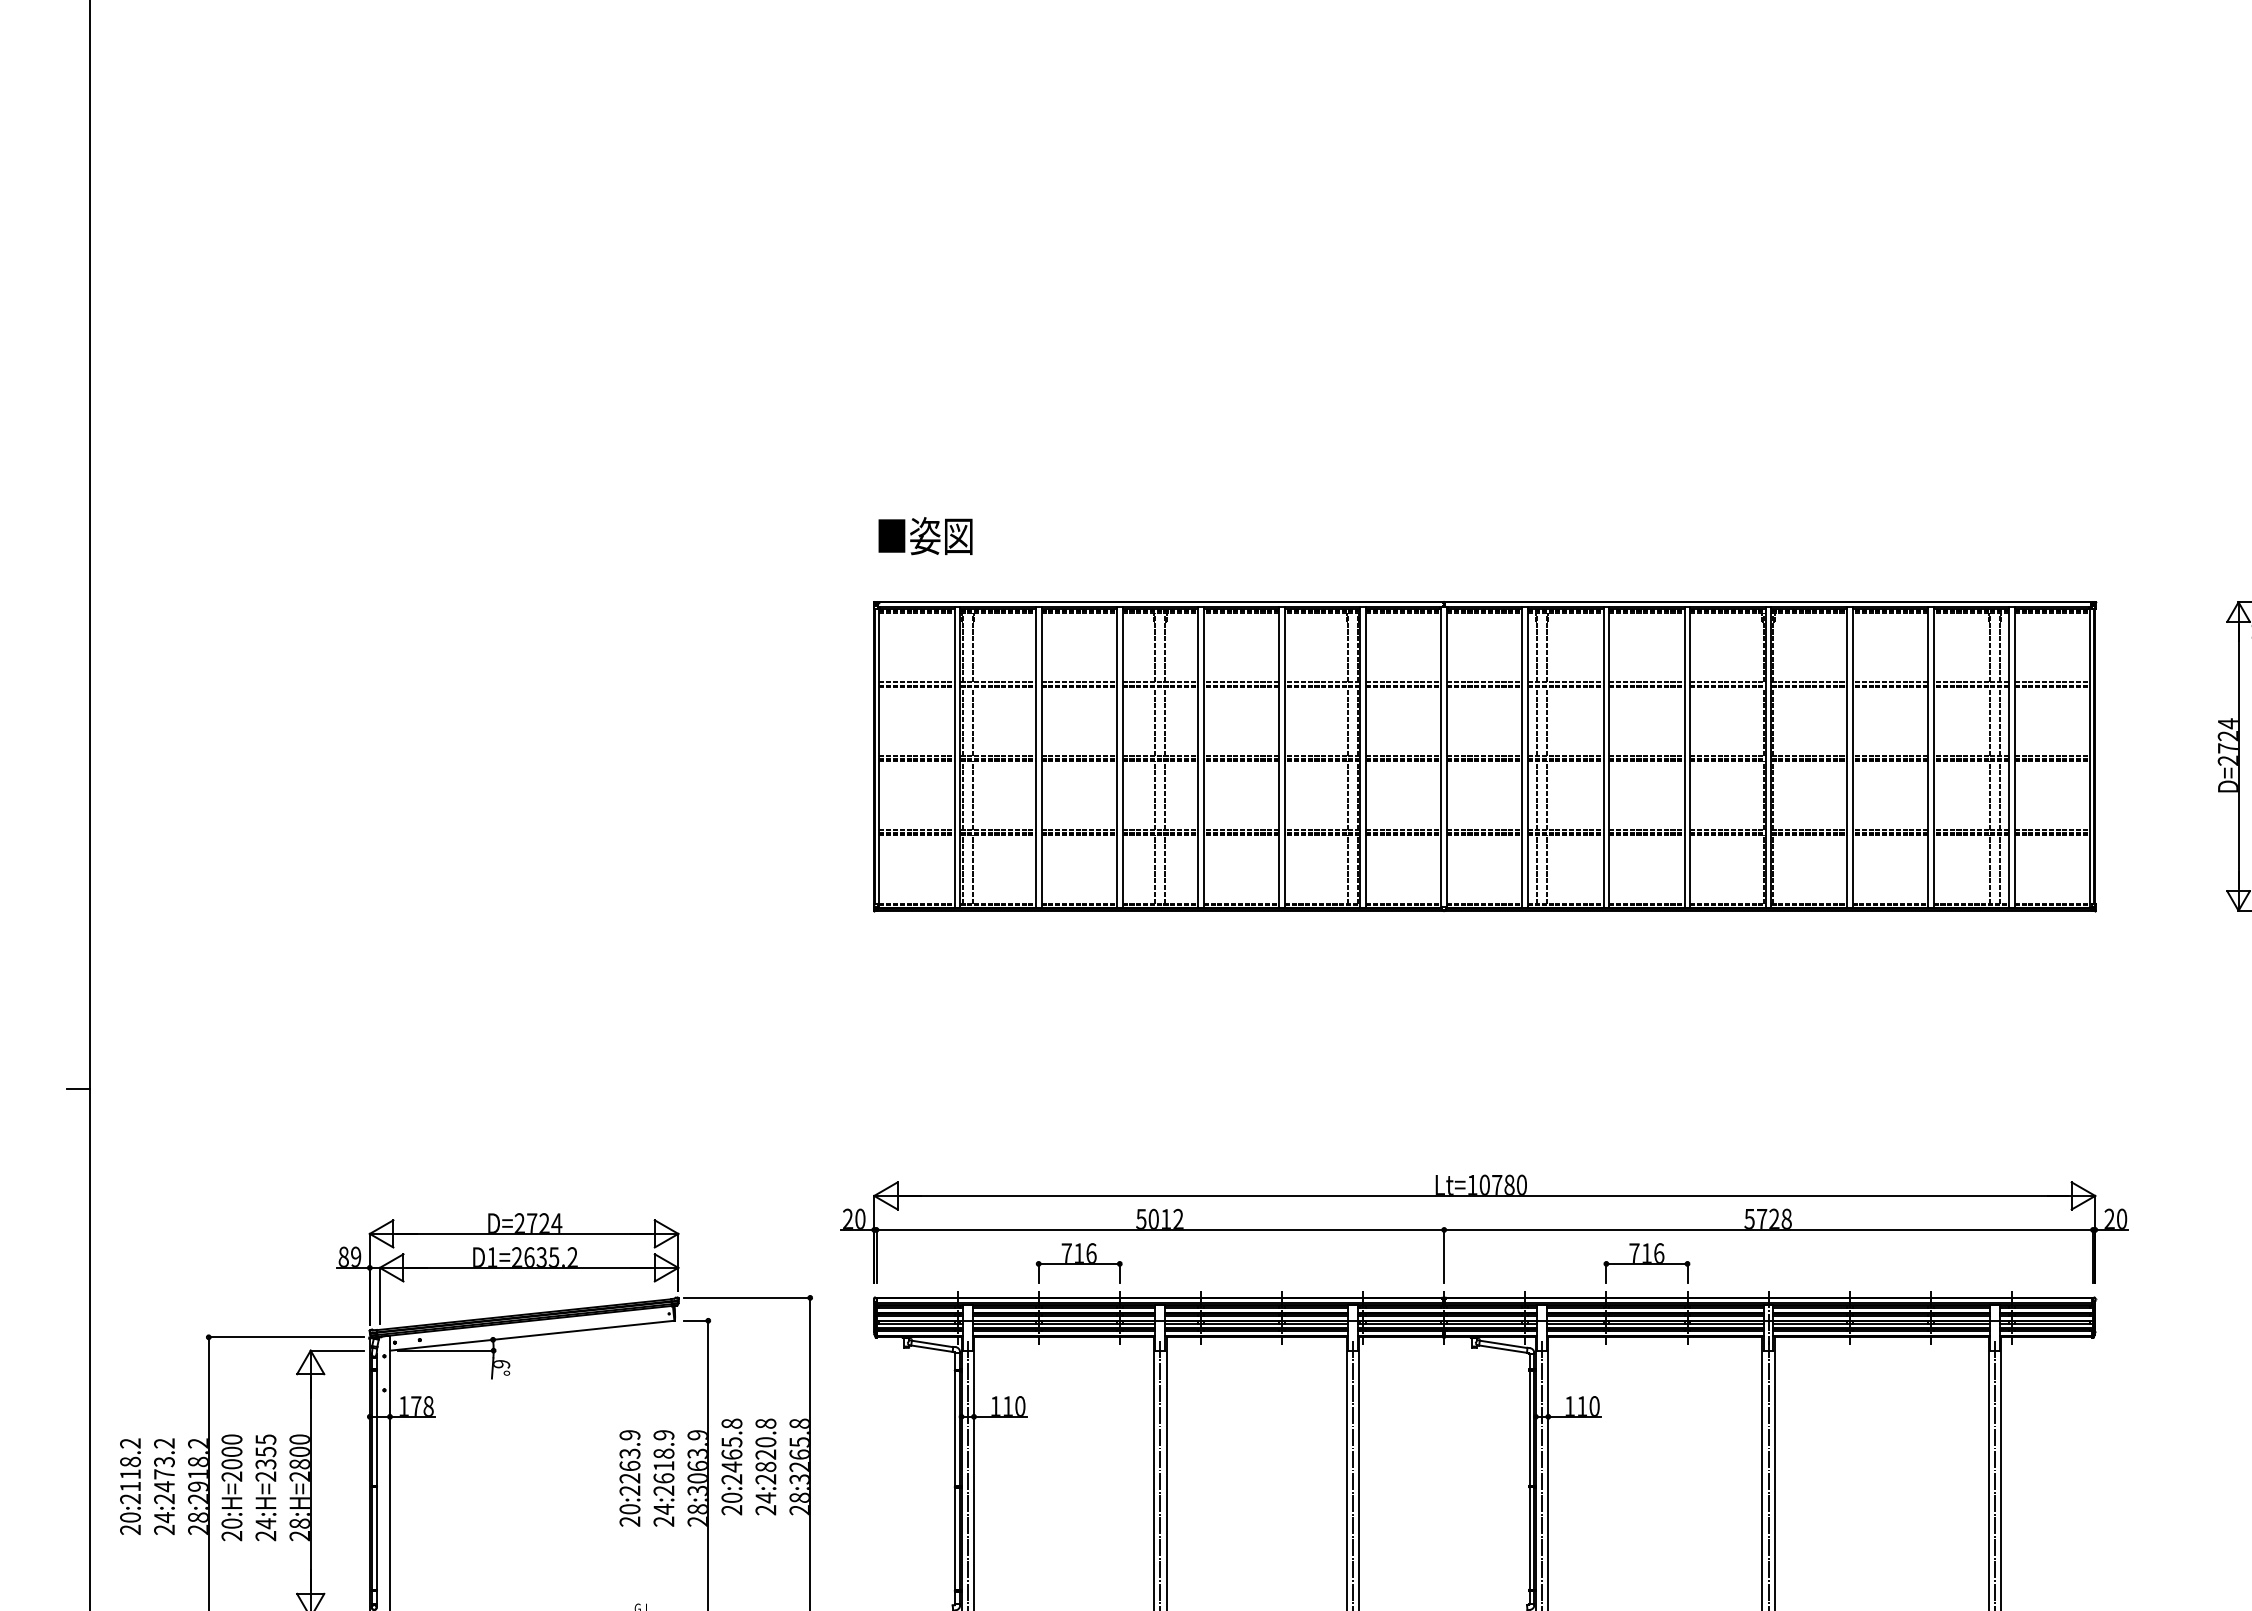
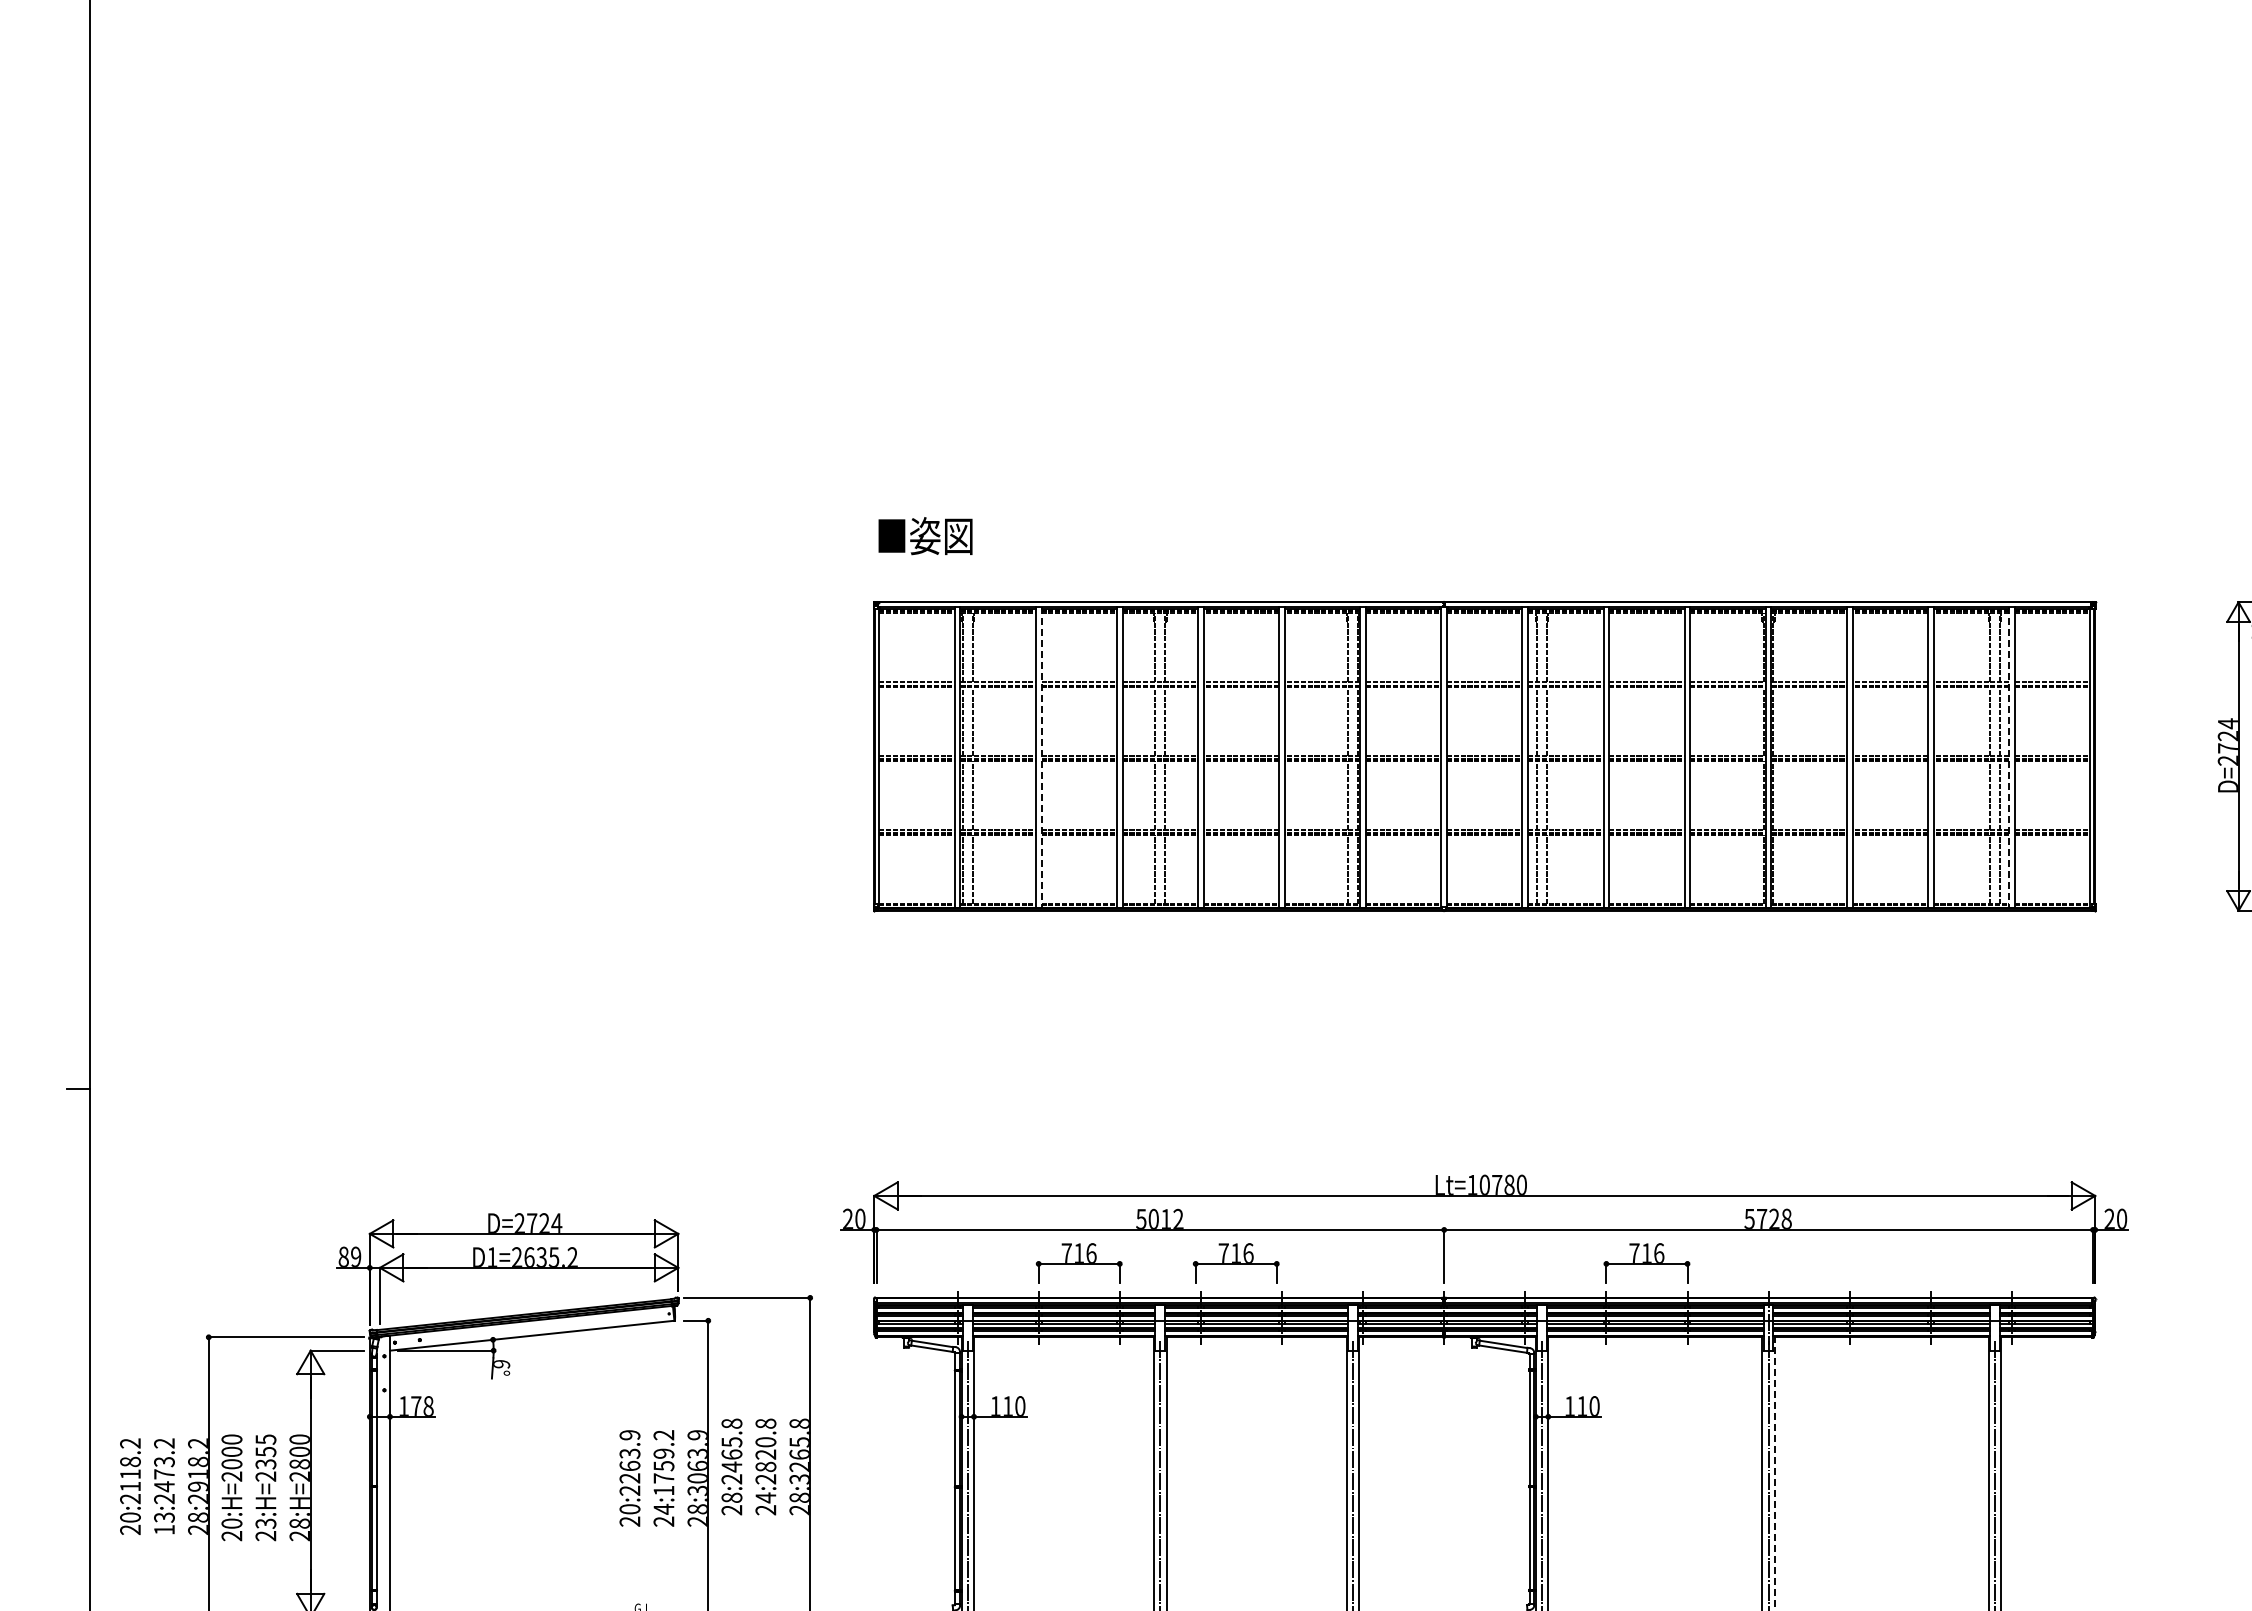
line: solid -> dashed (1041, 757)
line: solid -> dashed (2009, 757)
part: none -> present (1235, 1263)
text: 24:2618.9 -> 24:1759.2 (663, 1462)
line: solid -> dashed (1774, 1473)
text: 20:2465.8 -> 28:2465.8 (732, 1497)
text: 24:2473.2 -> 13:2473.2 (164, 1523)
text: 24:H=2355 -> 23:H=2355 (265, 1523)
